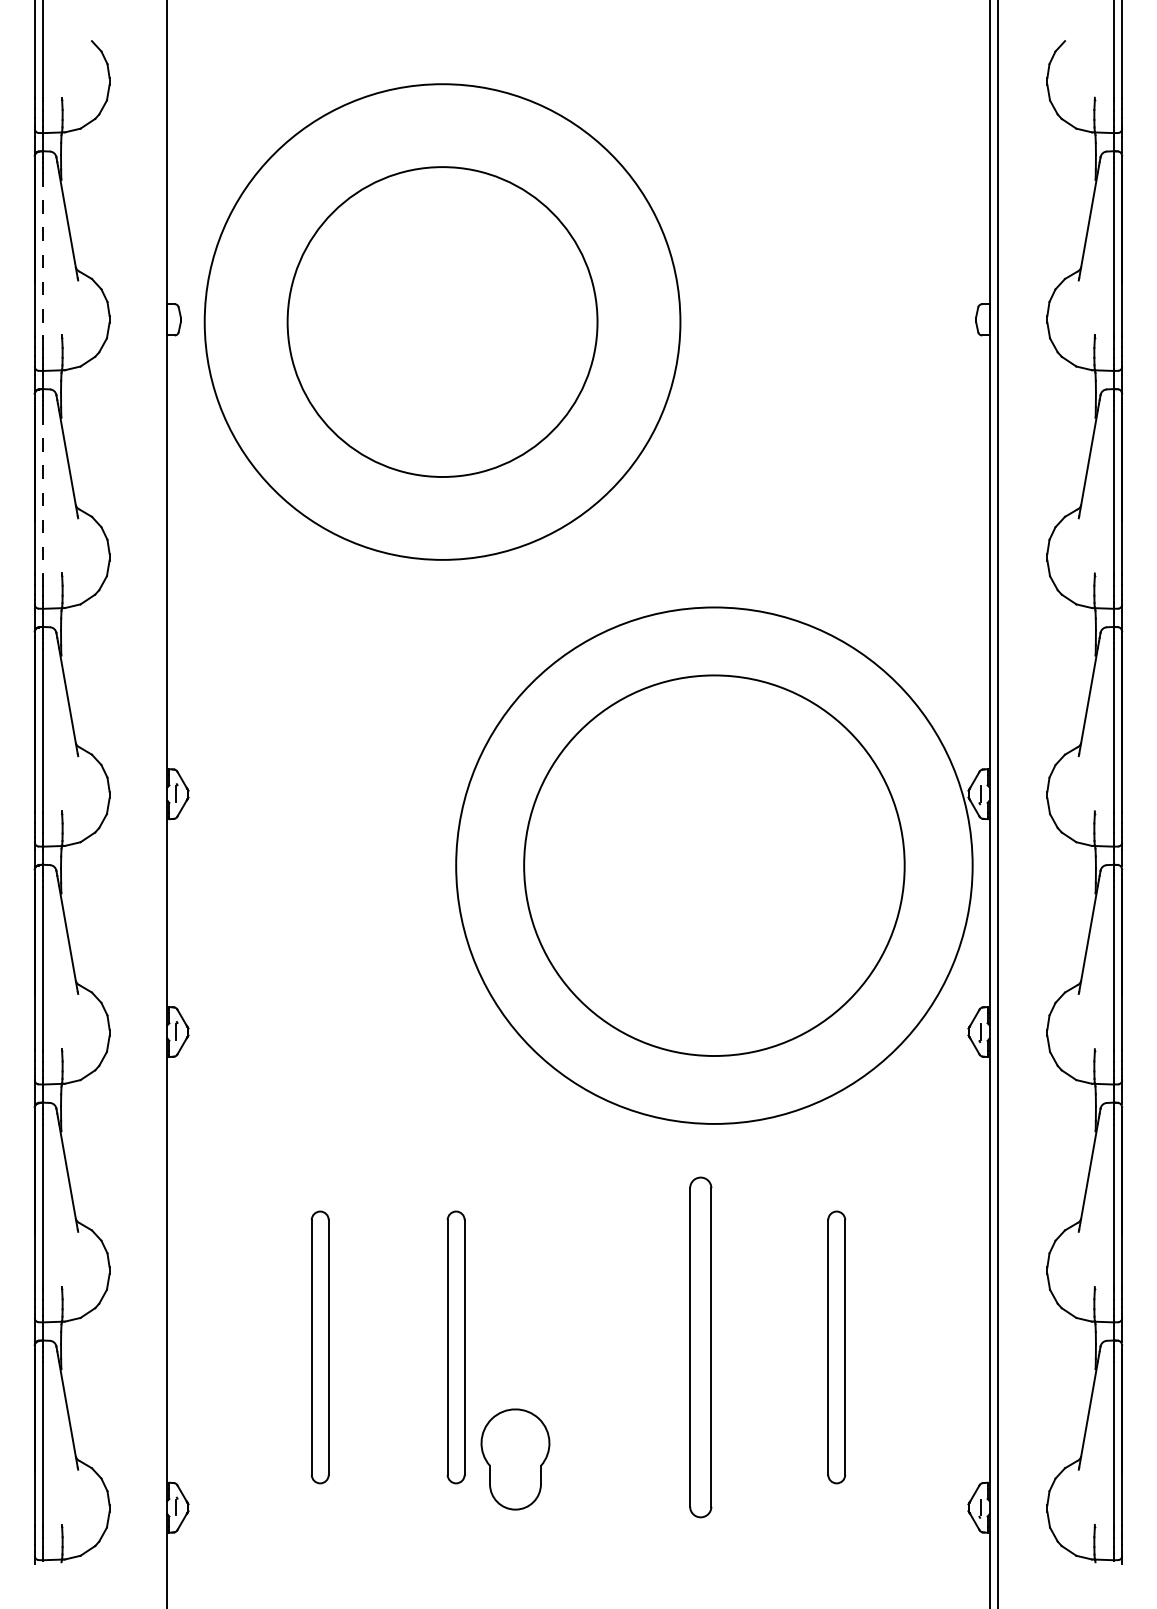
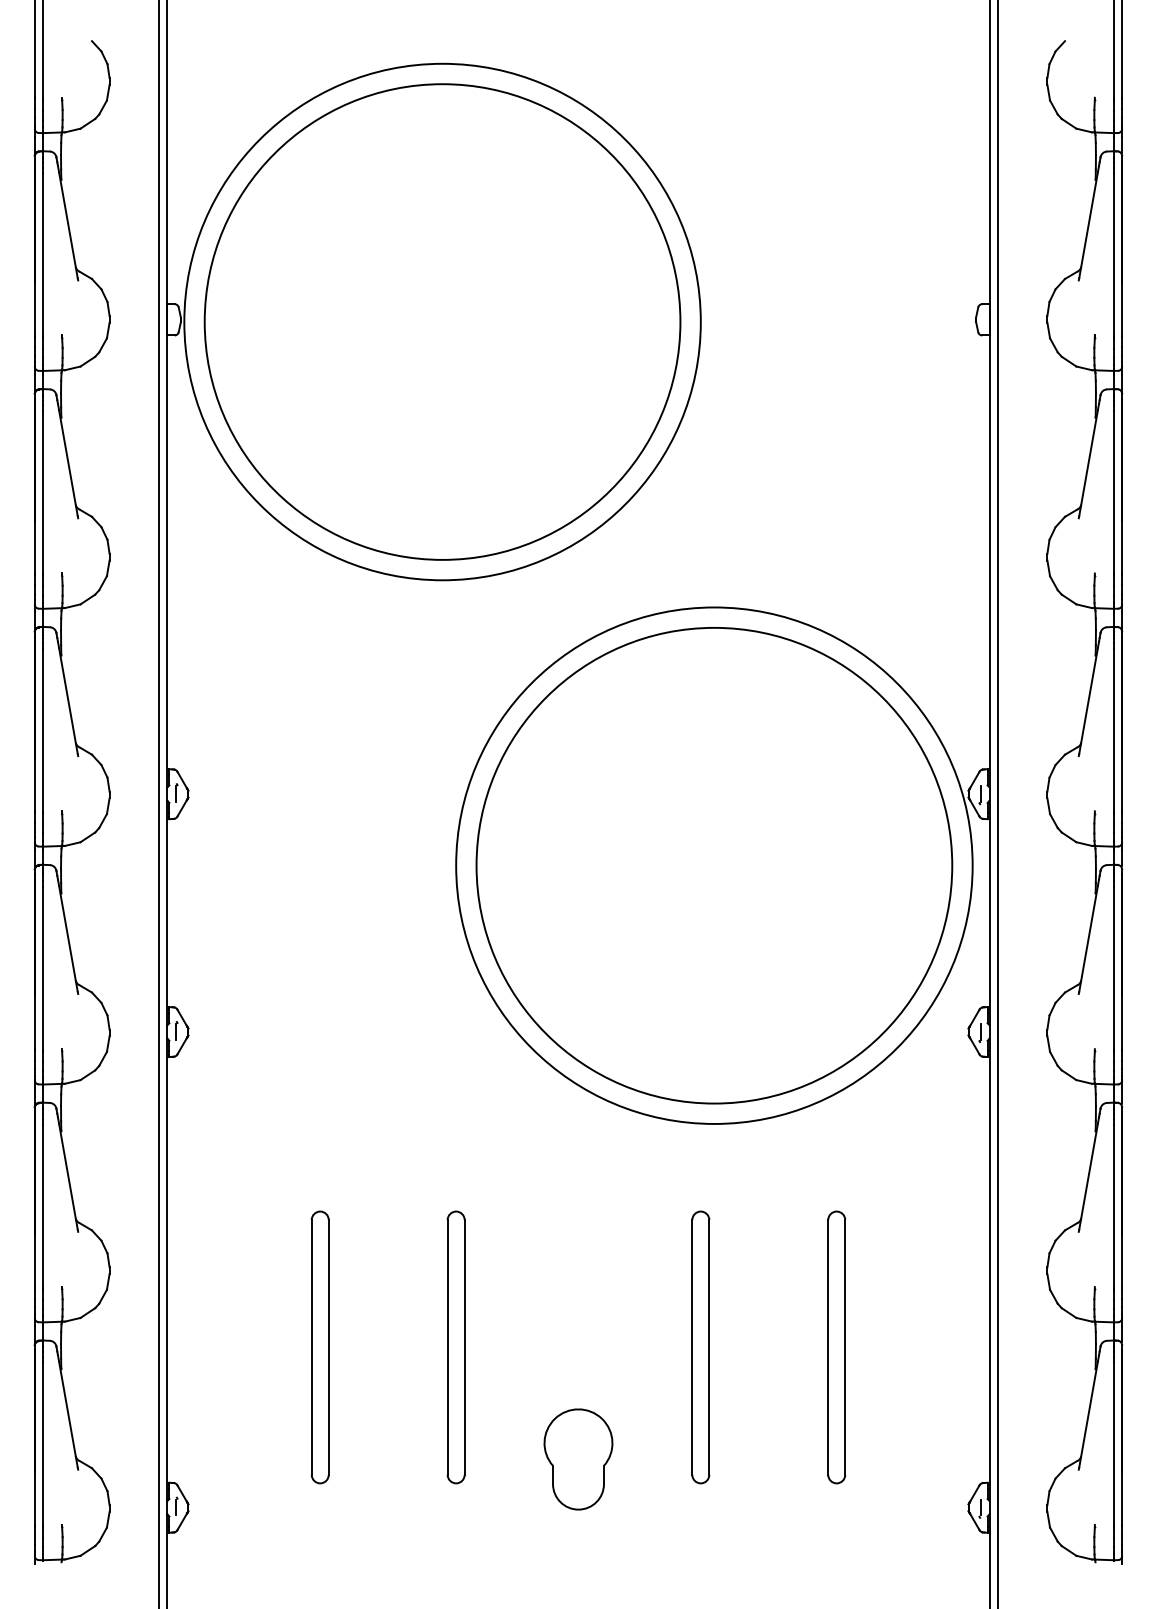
line: dashed -> solid (42, 254)
circle diameter: 310 px -> 516 px (442, 321)
line: dashed -> solid (42, 492)
line: none -> present (158, 803)
circle diameter: 381 px -> 476 px (714, 865)
part size: 24x343 px -> 20x275 px (700, 1347)
part position: (515, 1459) -> (578, 1459) (578, 1459)
